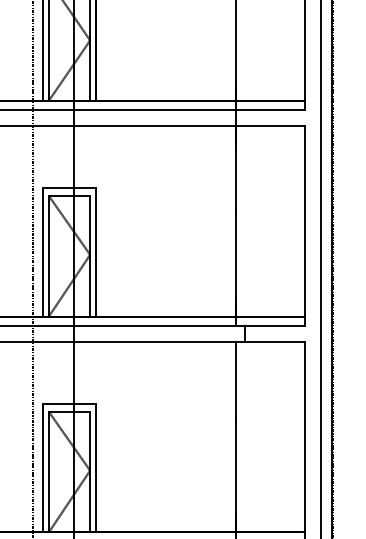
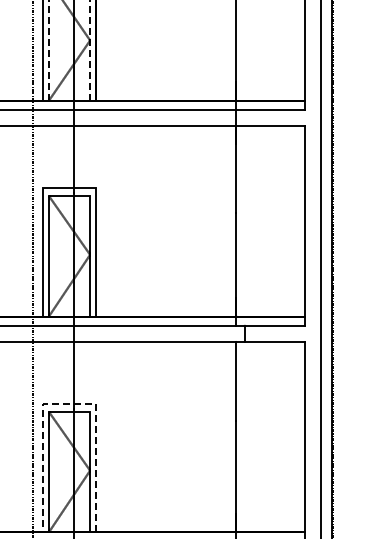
line: solid -> dashed (48, 0)
line: solid -> dashed (69, 404)
